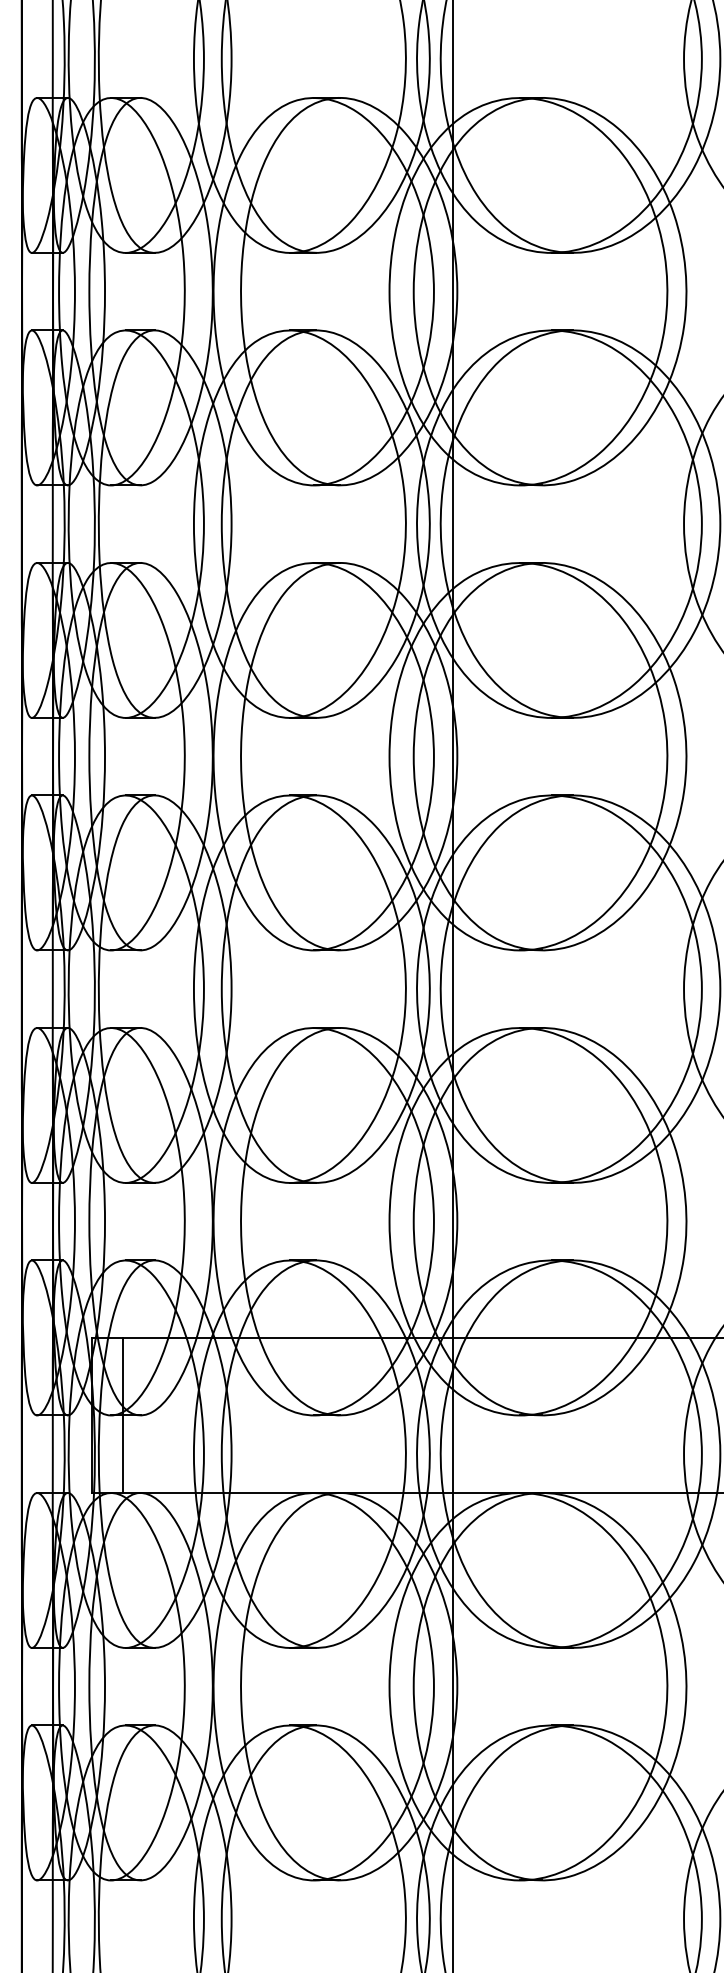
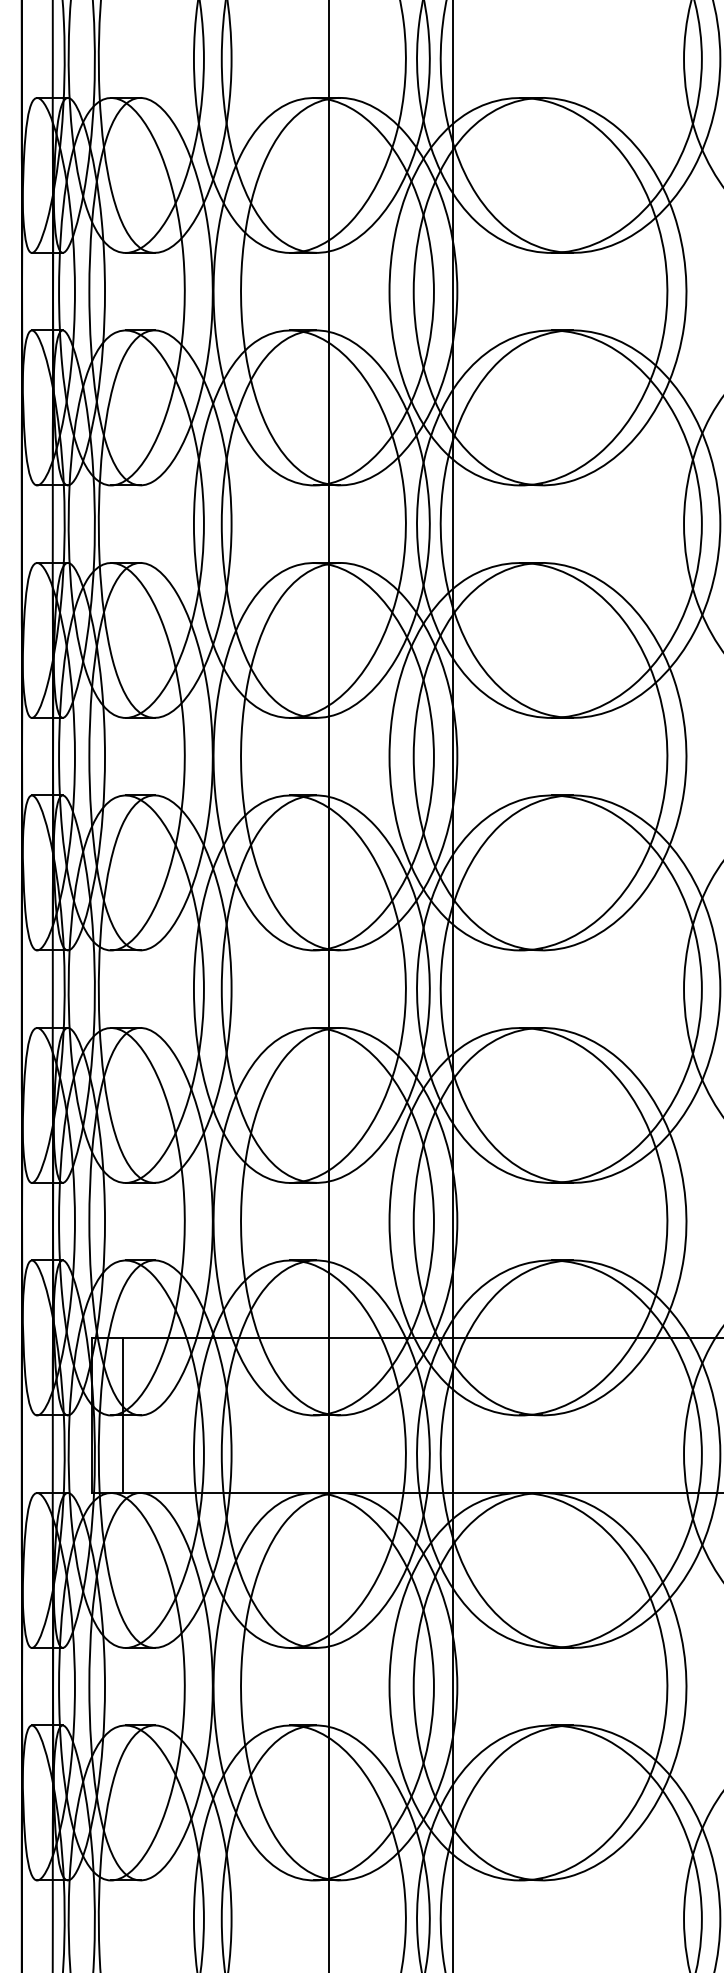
line: none -> present (328, 985)
